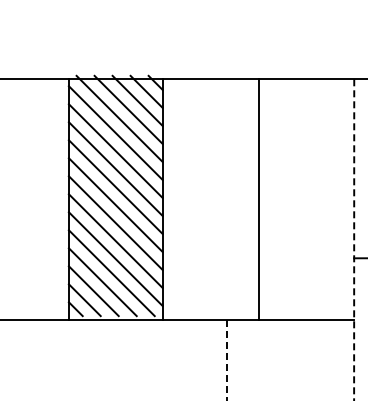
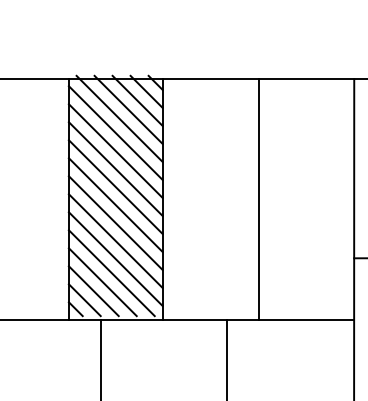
line: dashed -> solid (354, 239)
line: none -> present (100, 358)
line: dashed -> solid (227, 360)
